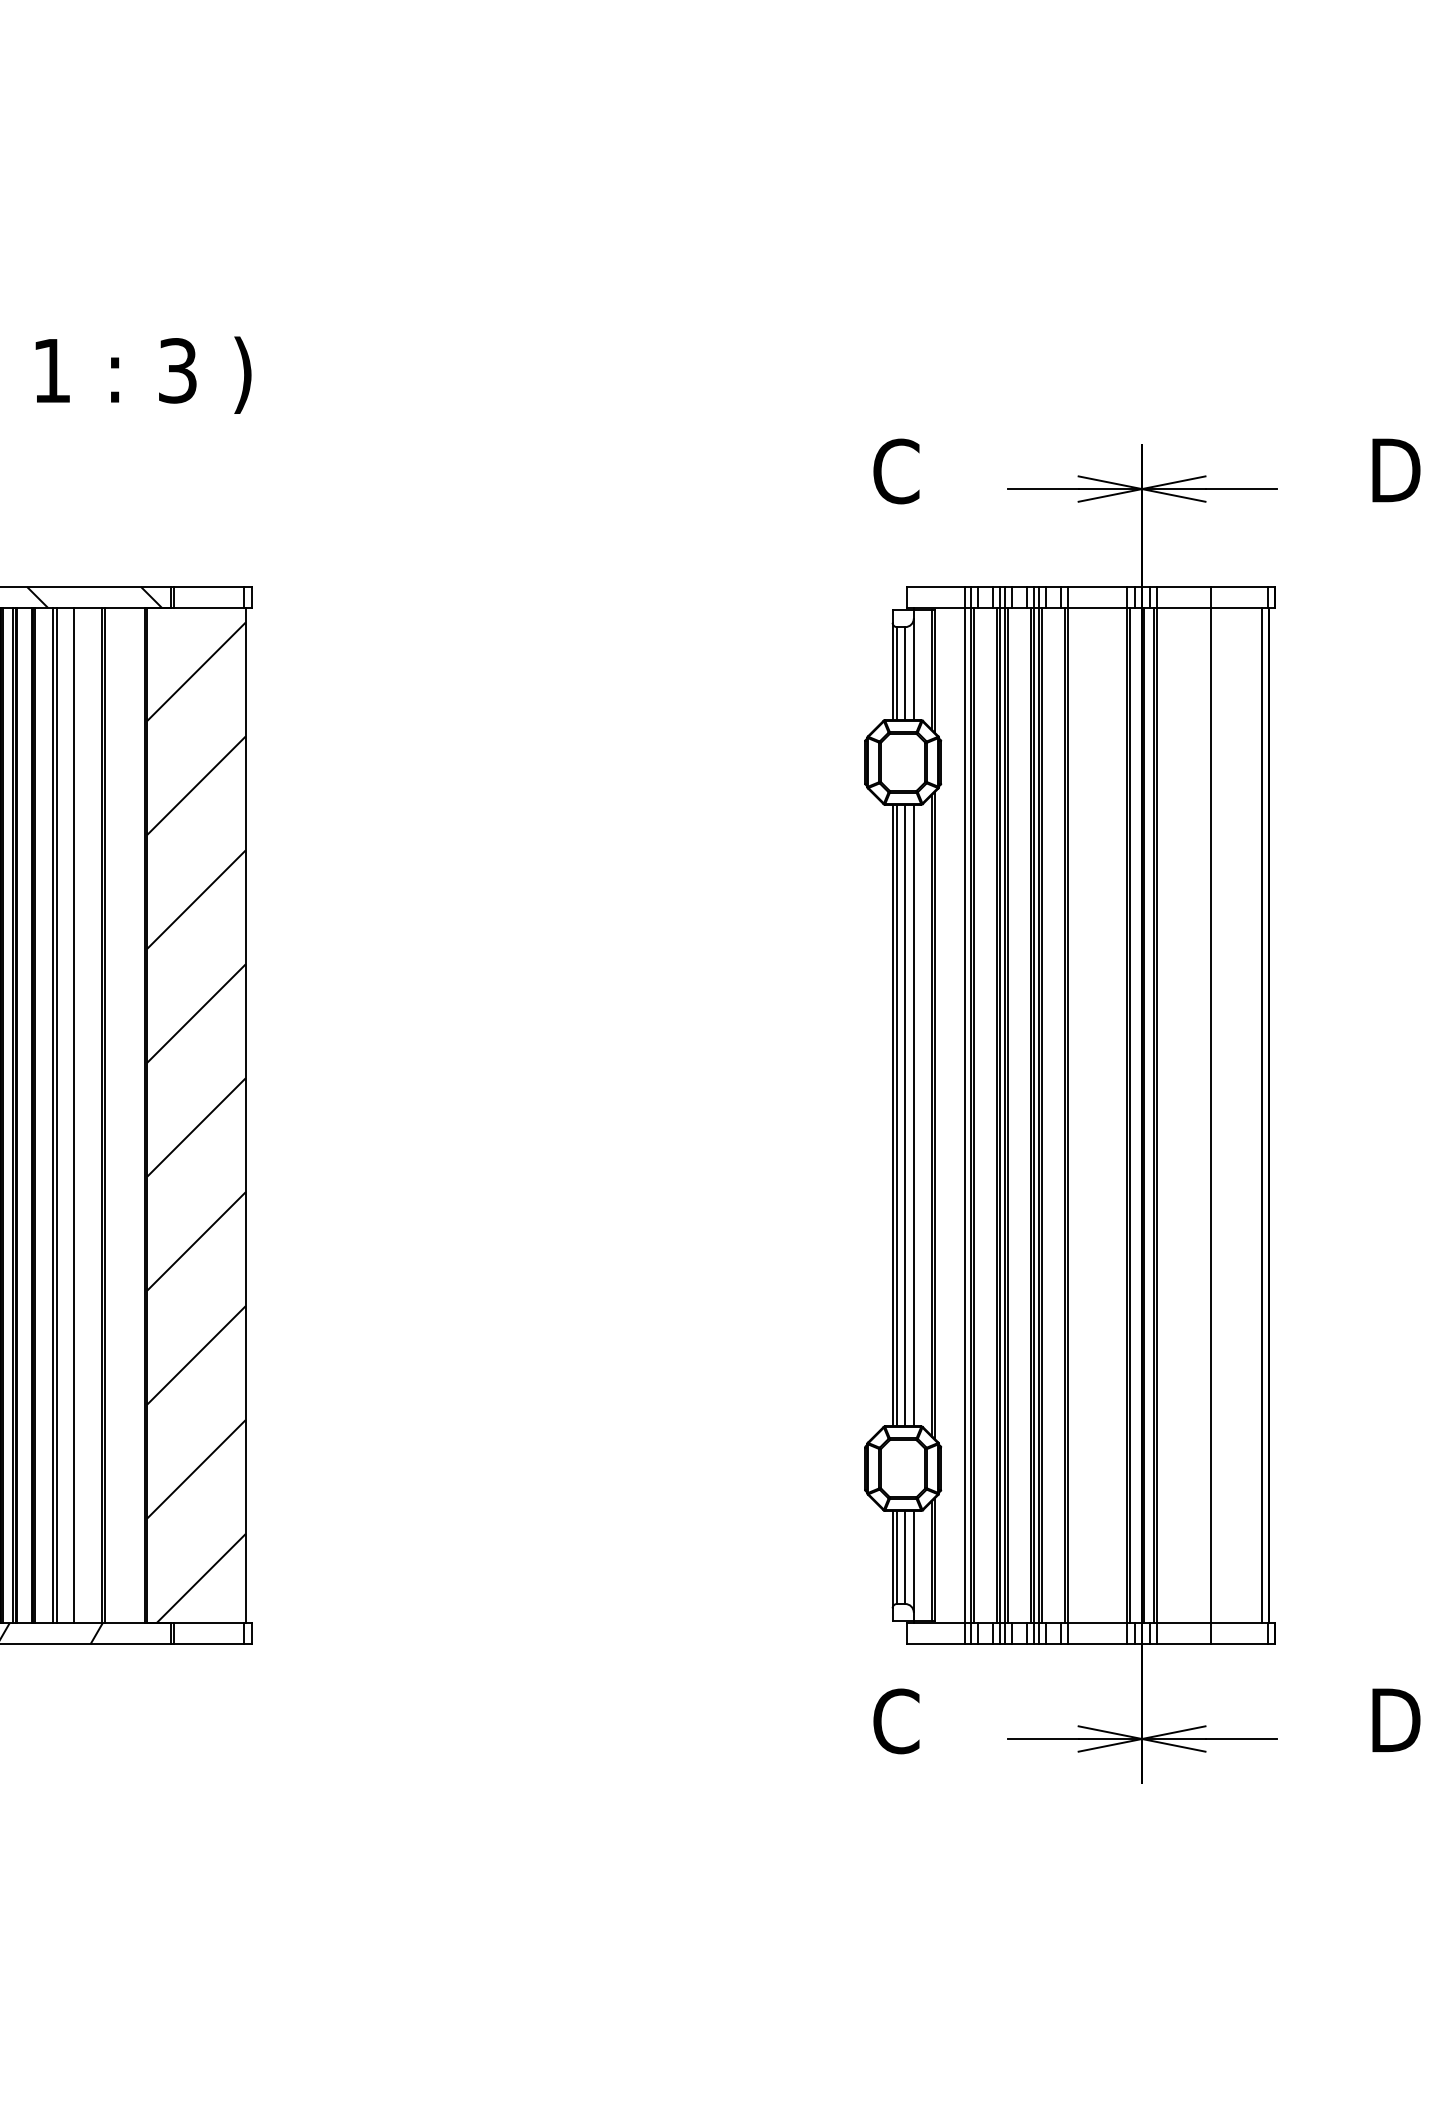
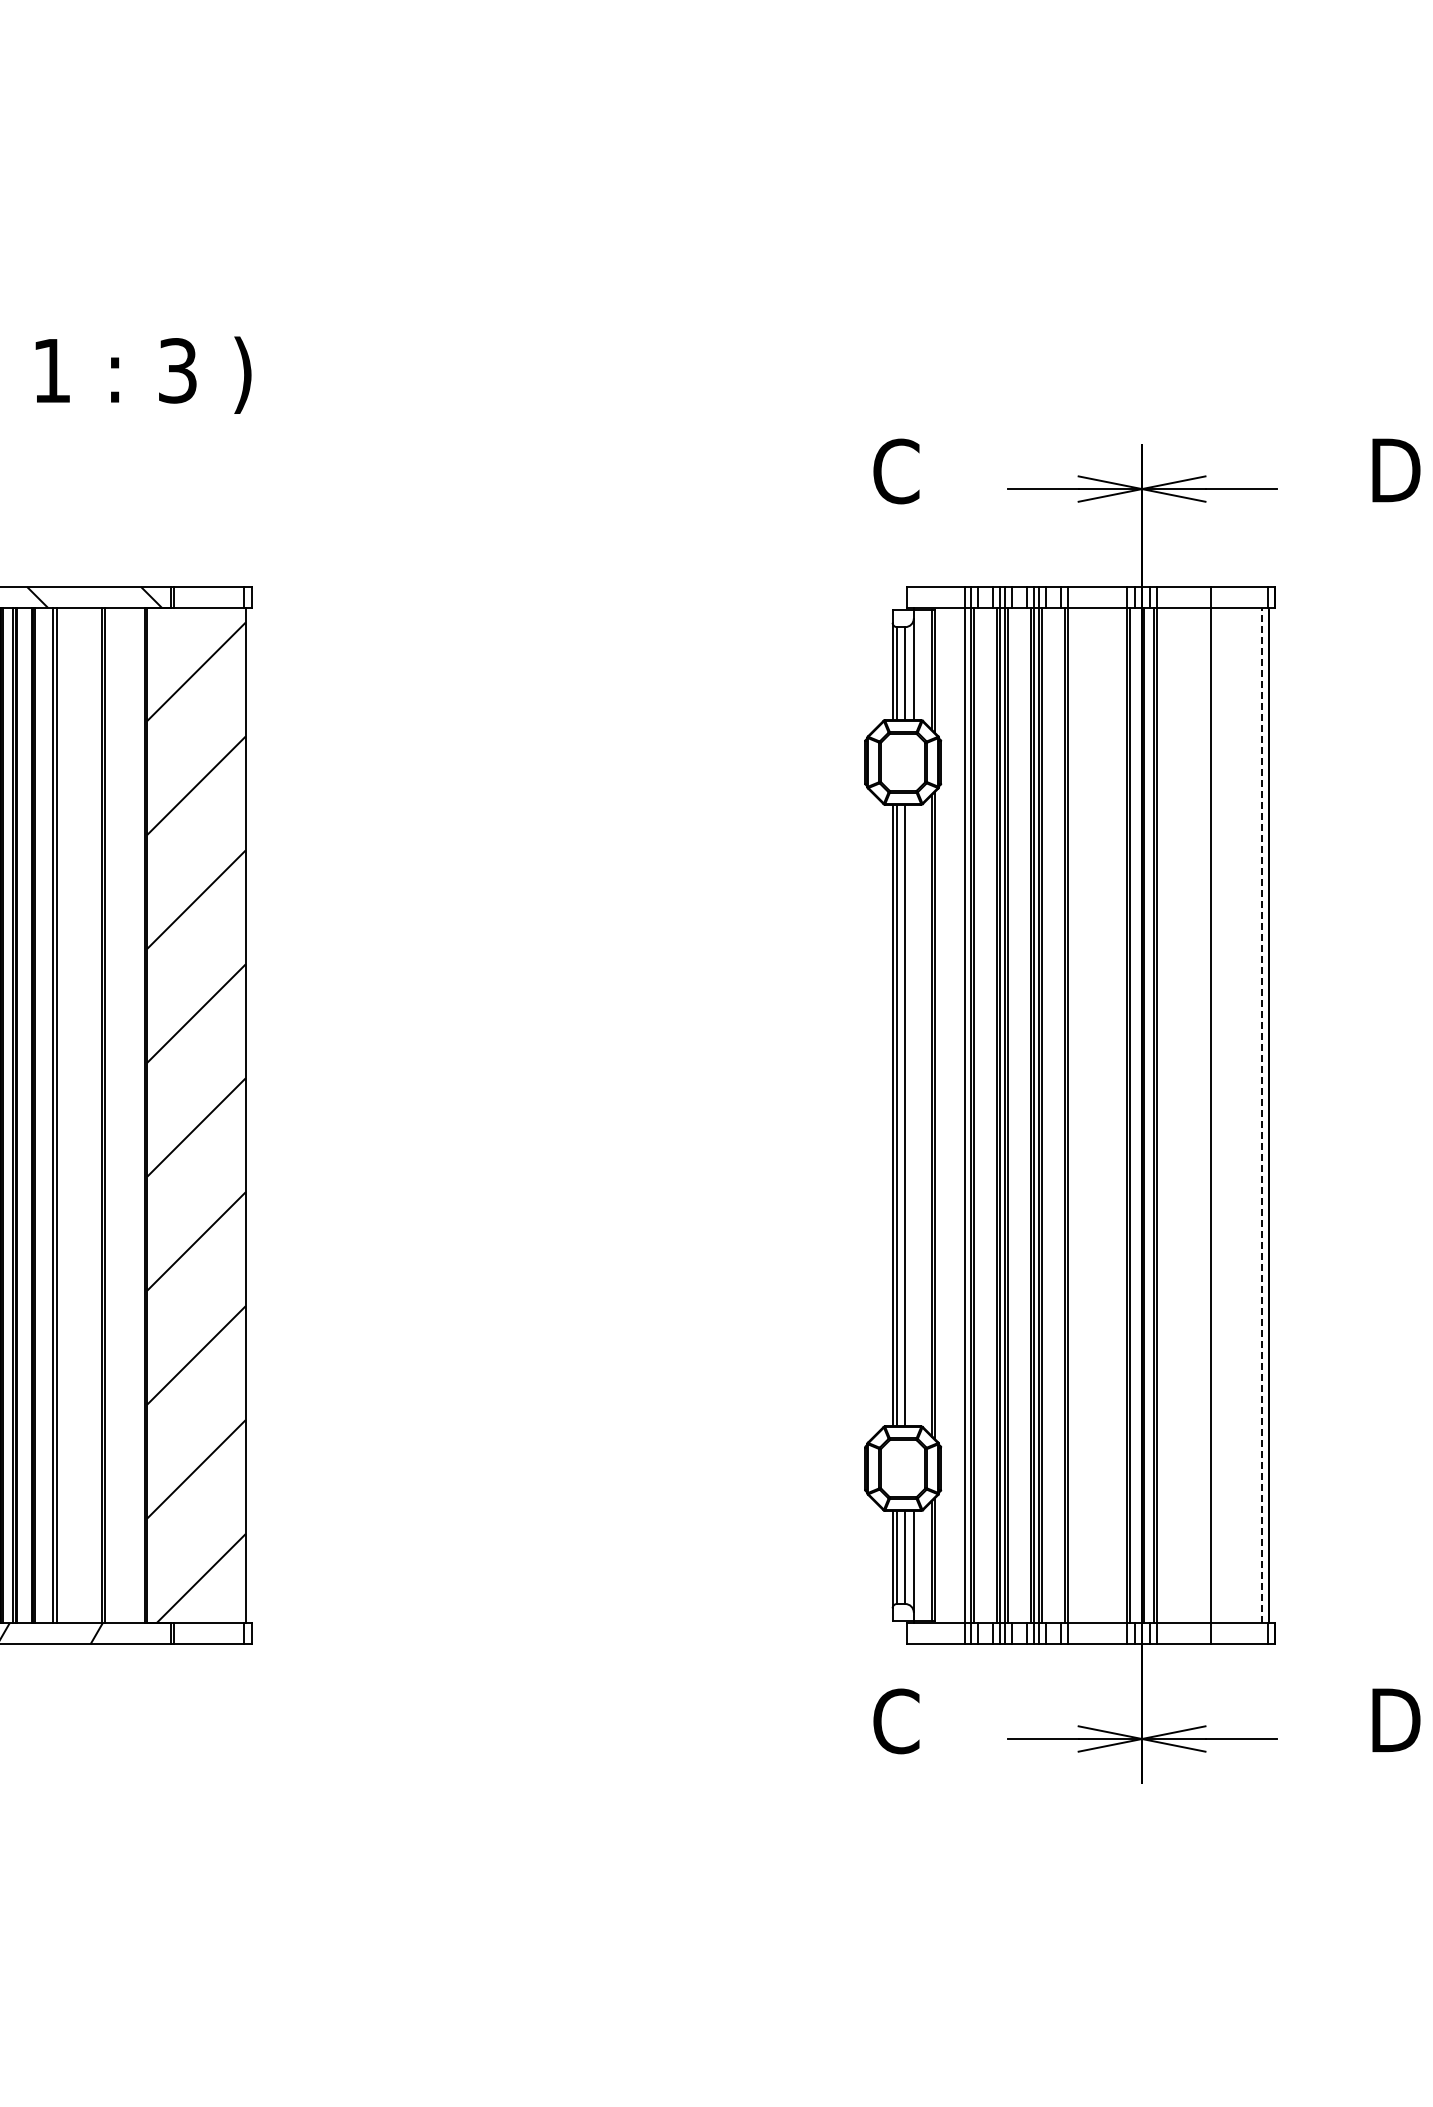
line: present -> none (74, 1115)
line: present -> none (913, 1115)
line: solid -> dashed (1261, 1115)
